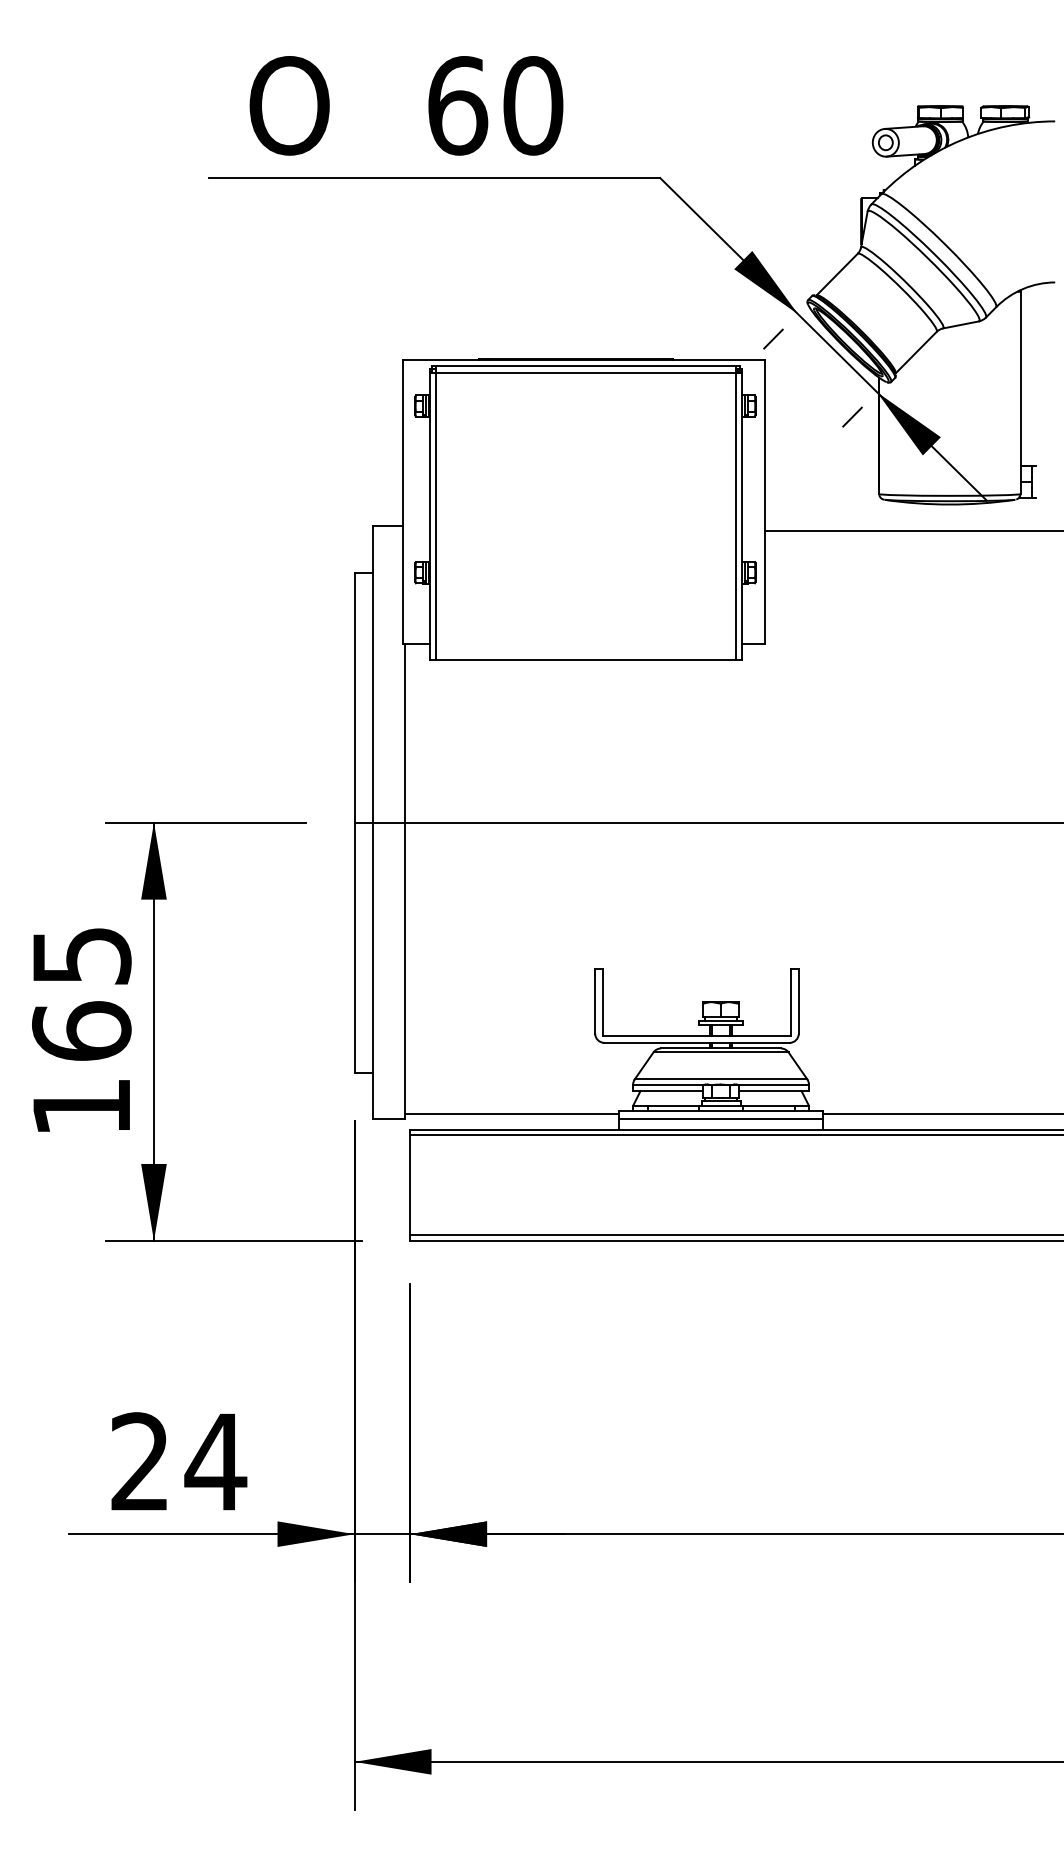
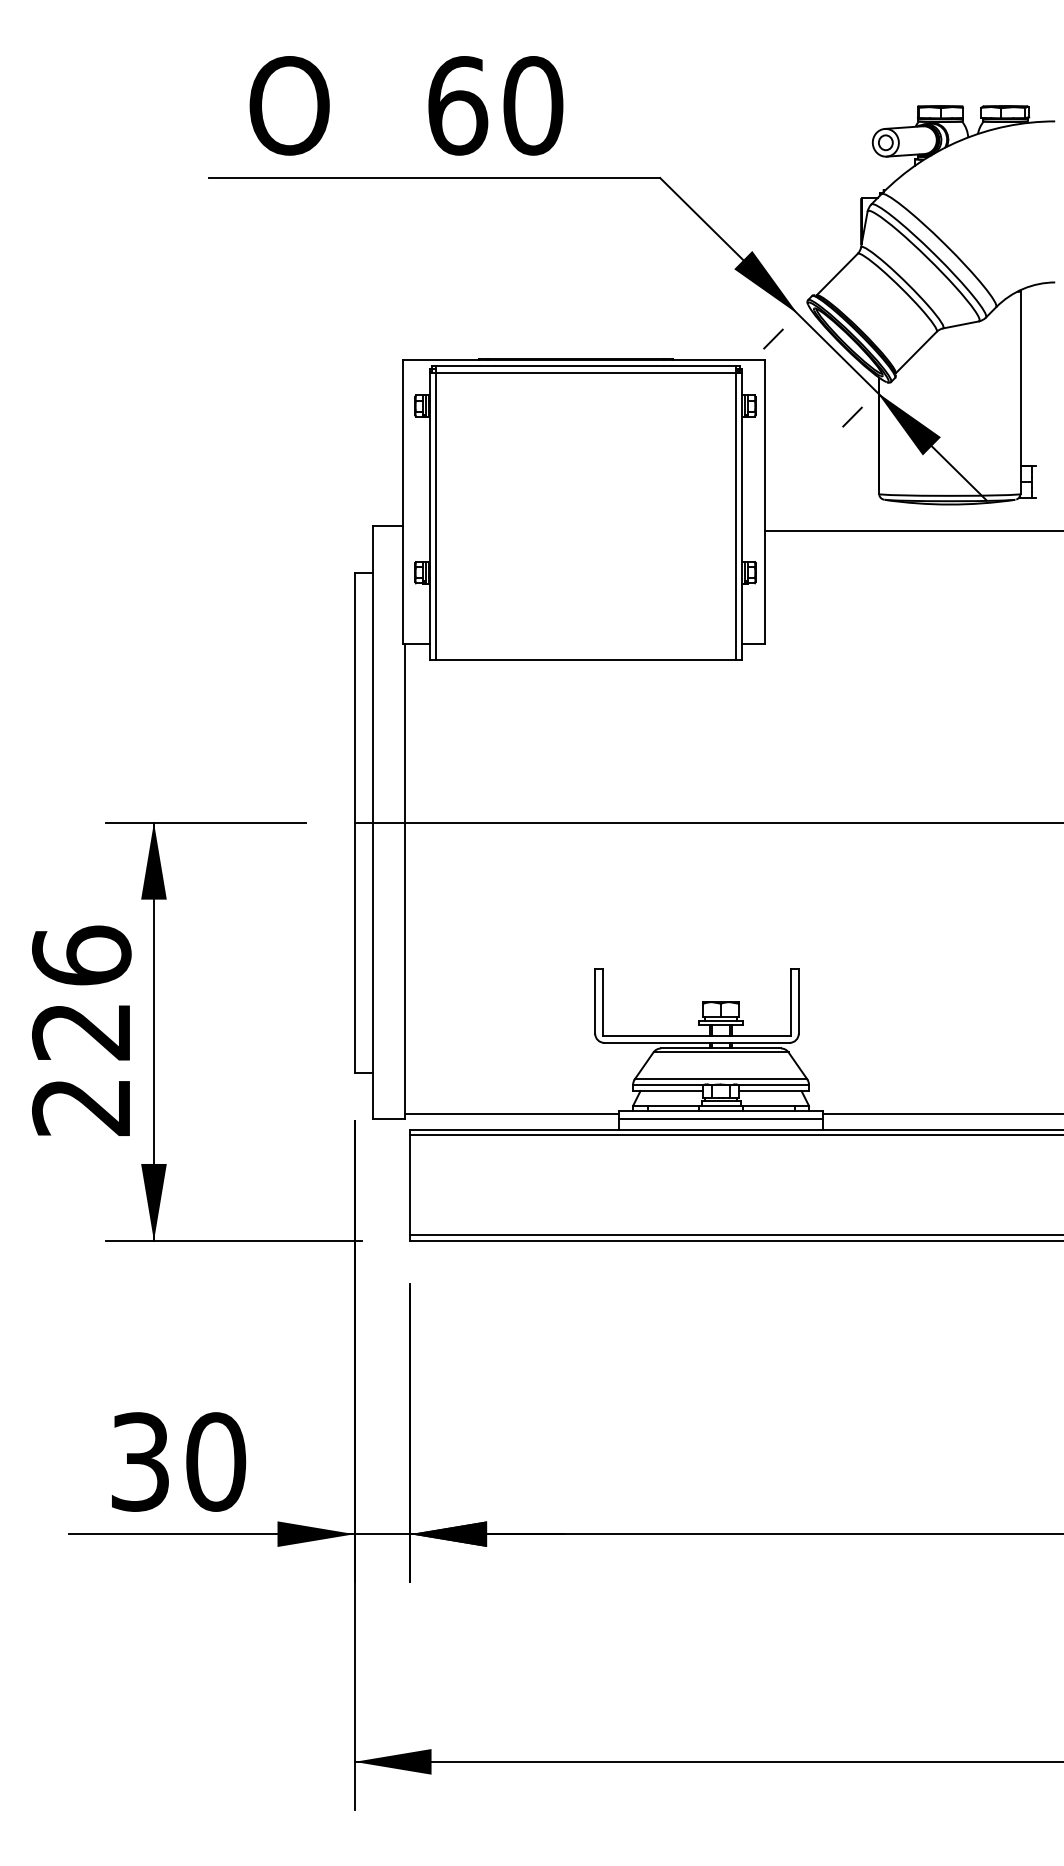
text: 165 -> 226 (81, 1030)
text: 24 -> 30 (179, 1461)
